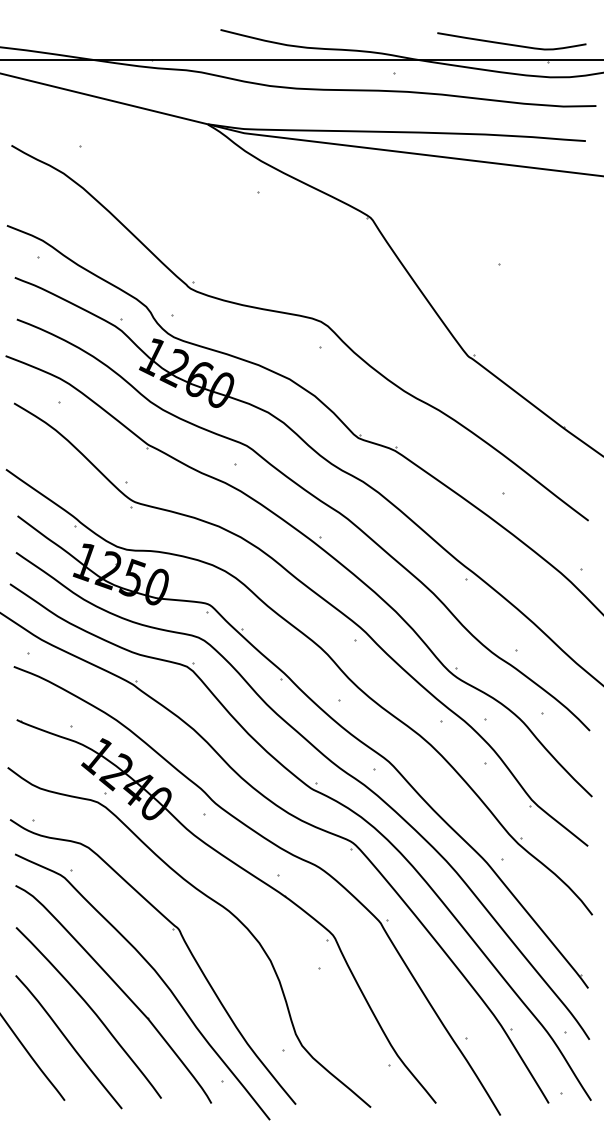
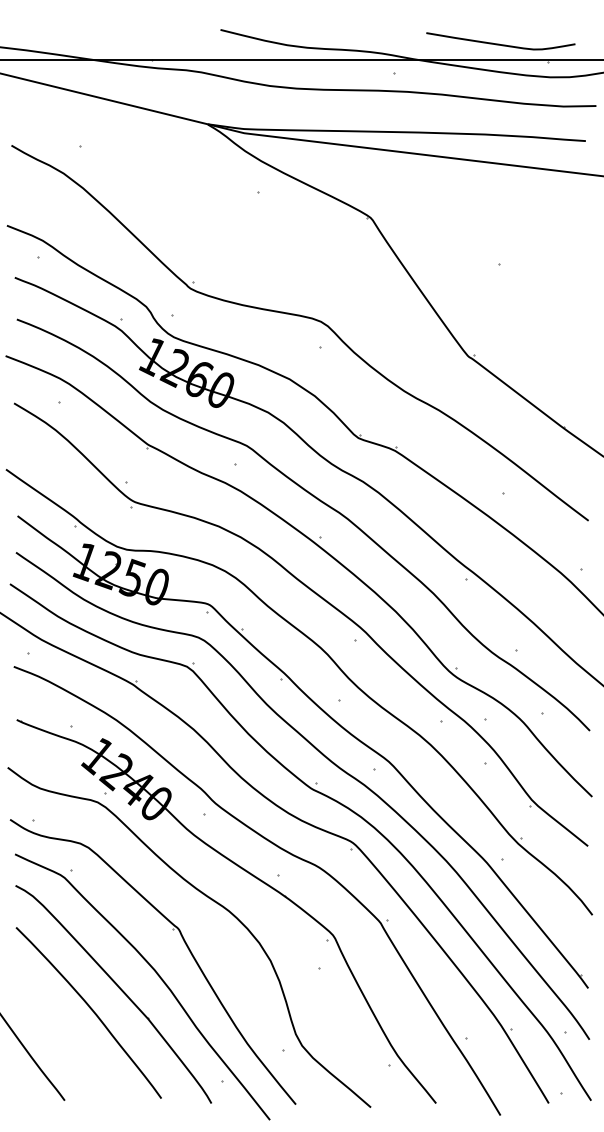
curve position: (510, 43) -> (499, 43) (499, 43)
curve: present -> none (68, 1042)
